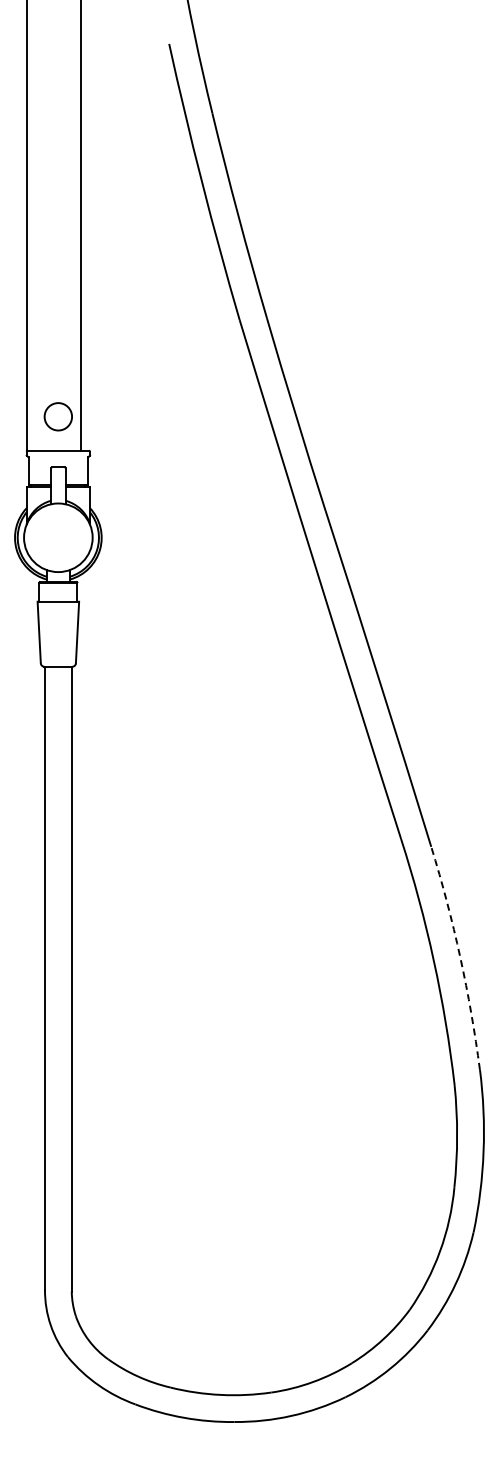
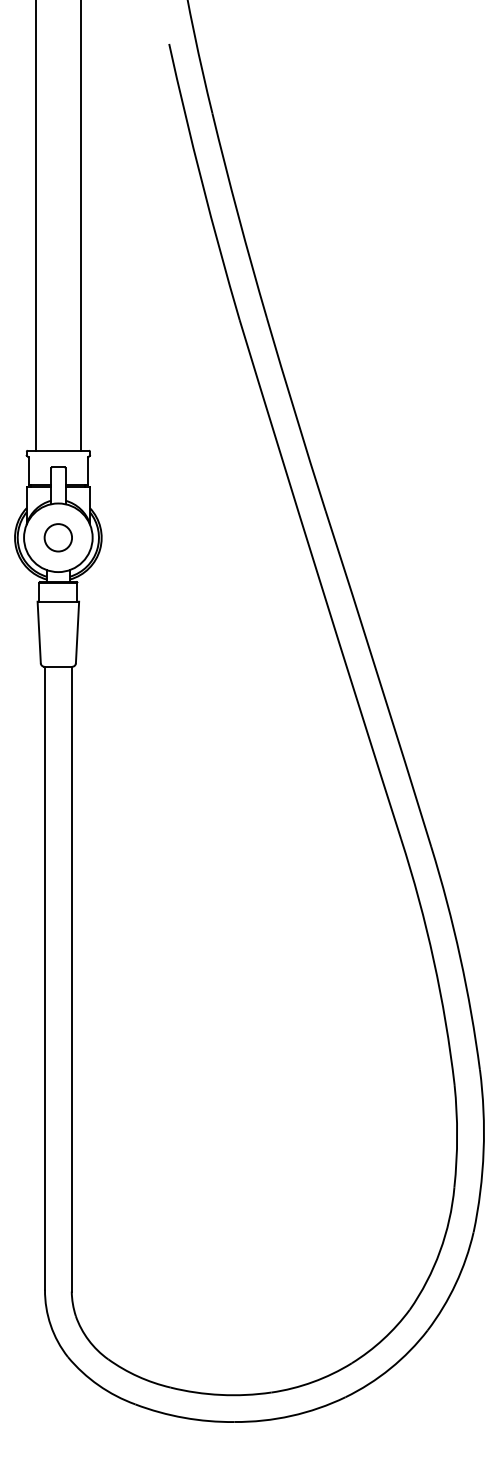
line position: (26, 226) -> (35, 226) (35, 226)
circle position: (57, 416) -> (57, 537) (57, 537)
arc: dashed -> solid (460, 957)
